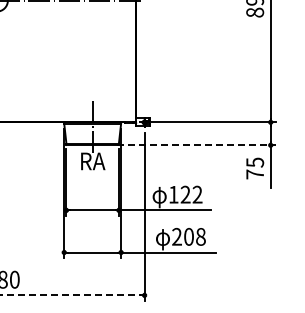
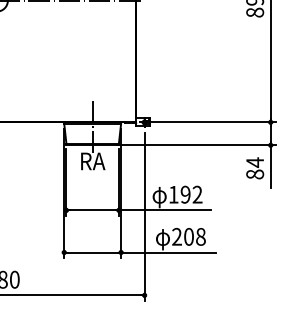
line: dashed -> solid (197, 145)
text: 75 -> 84 (255, 168)
text: 122 -> 192 (185, 194)
line: dashed -> solid (71, 295)
